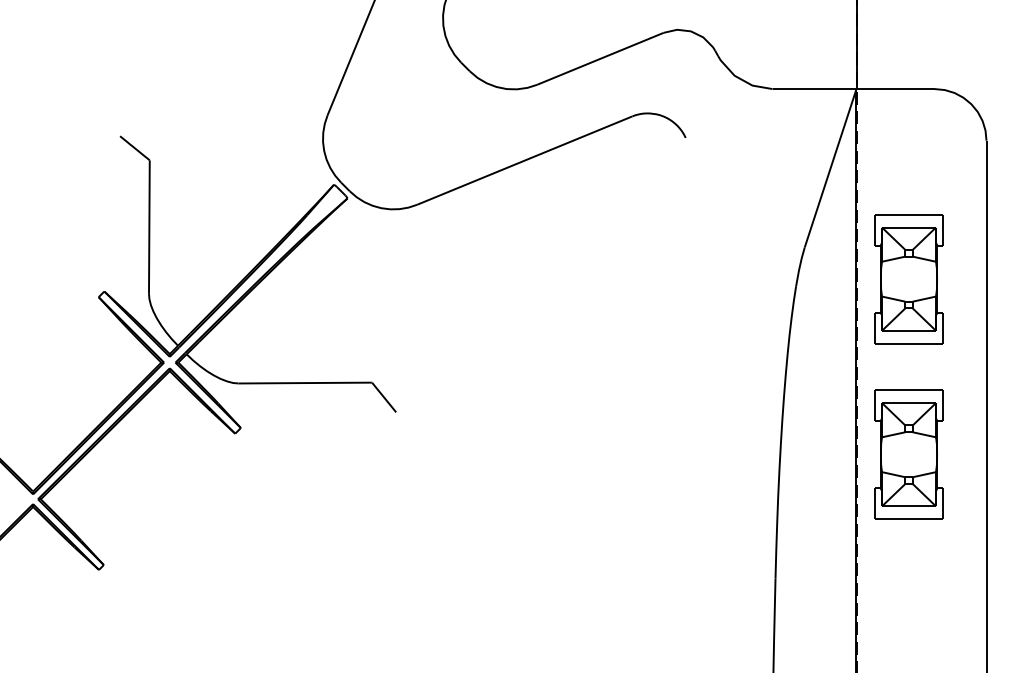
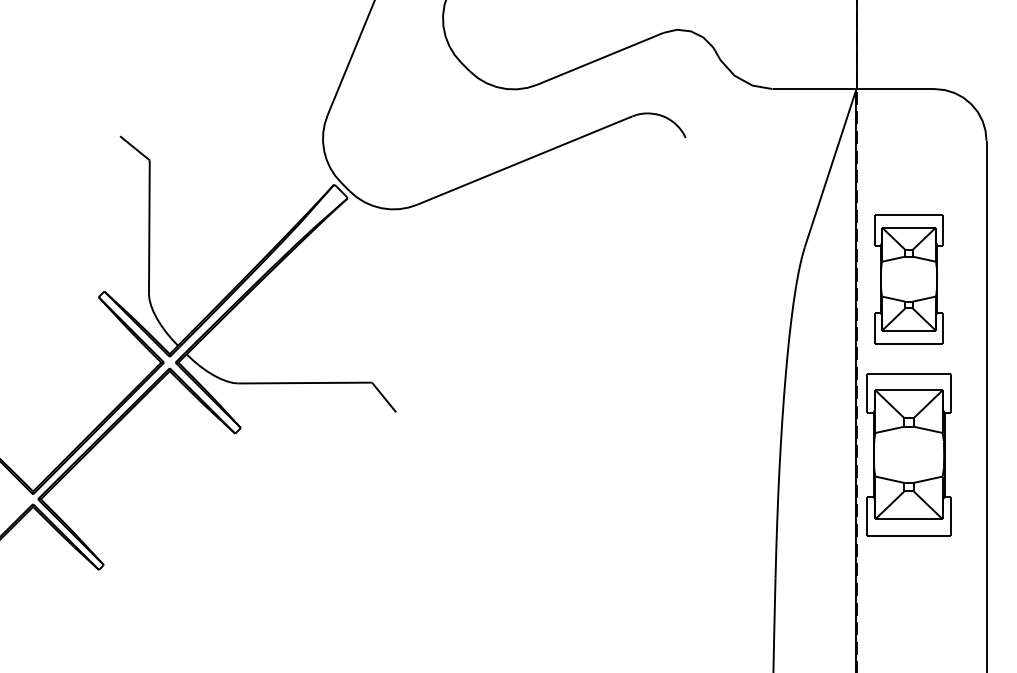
part size: 70x131 px -> 86x164 px (908, 454)
